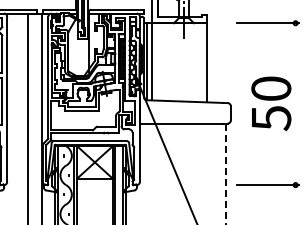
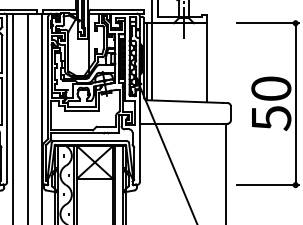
line: none -> present (295, 104)
line: none -> present (13, 117)
line: dashed -> solid (226, 174)
